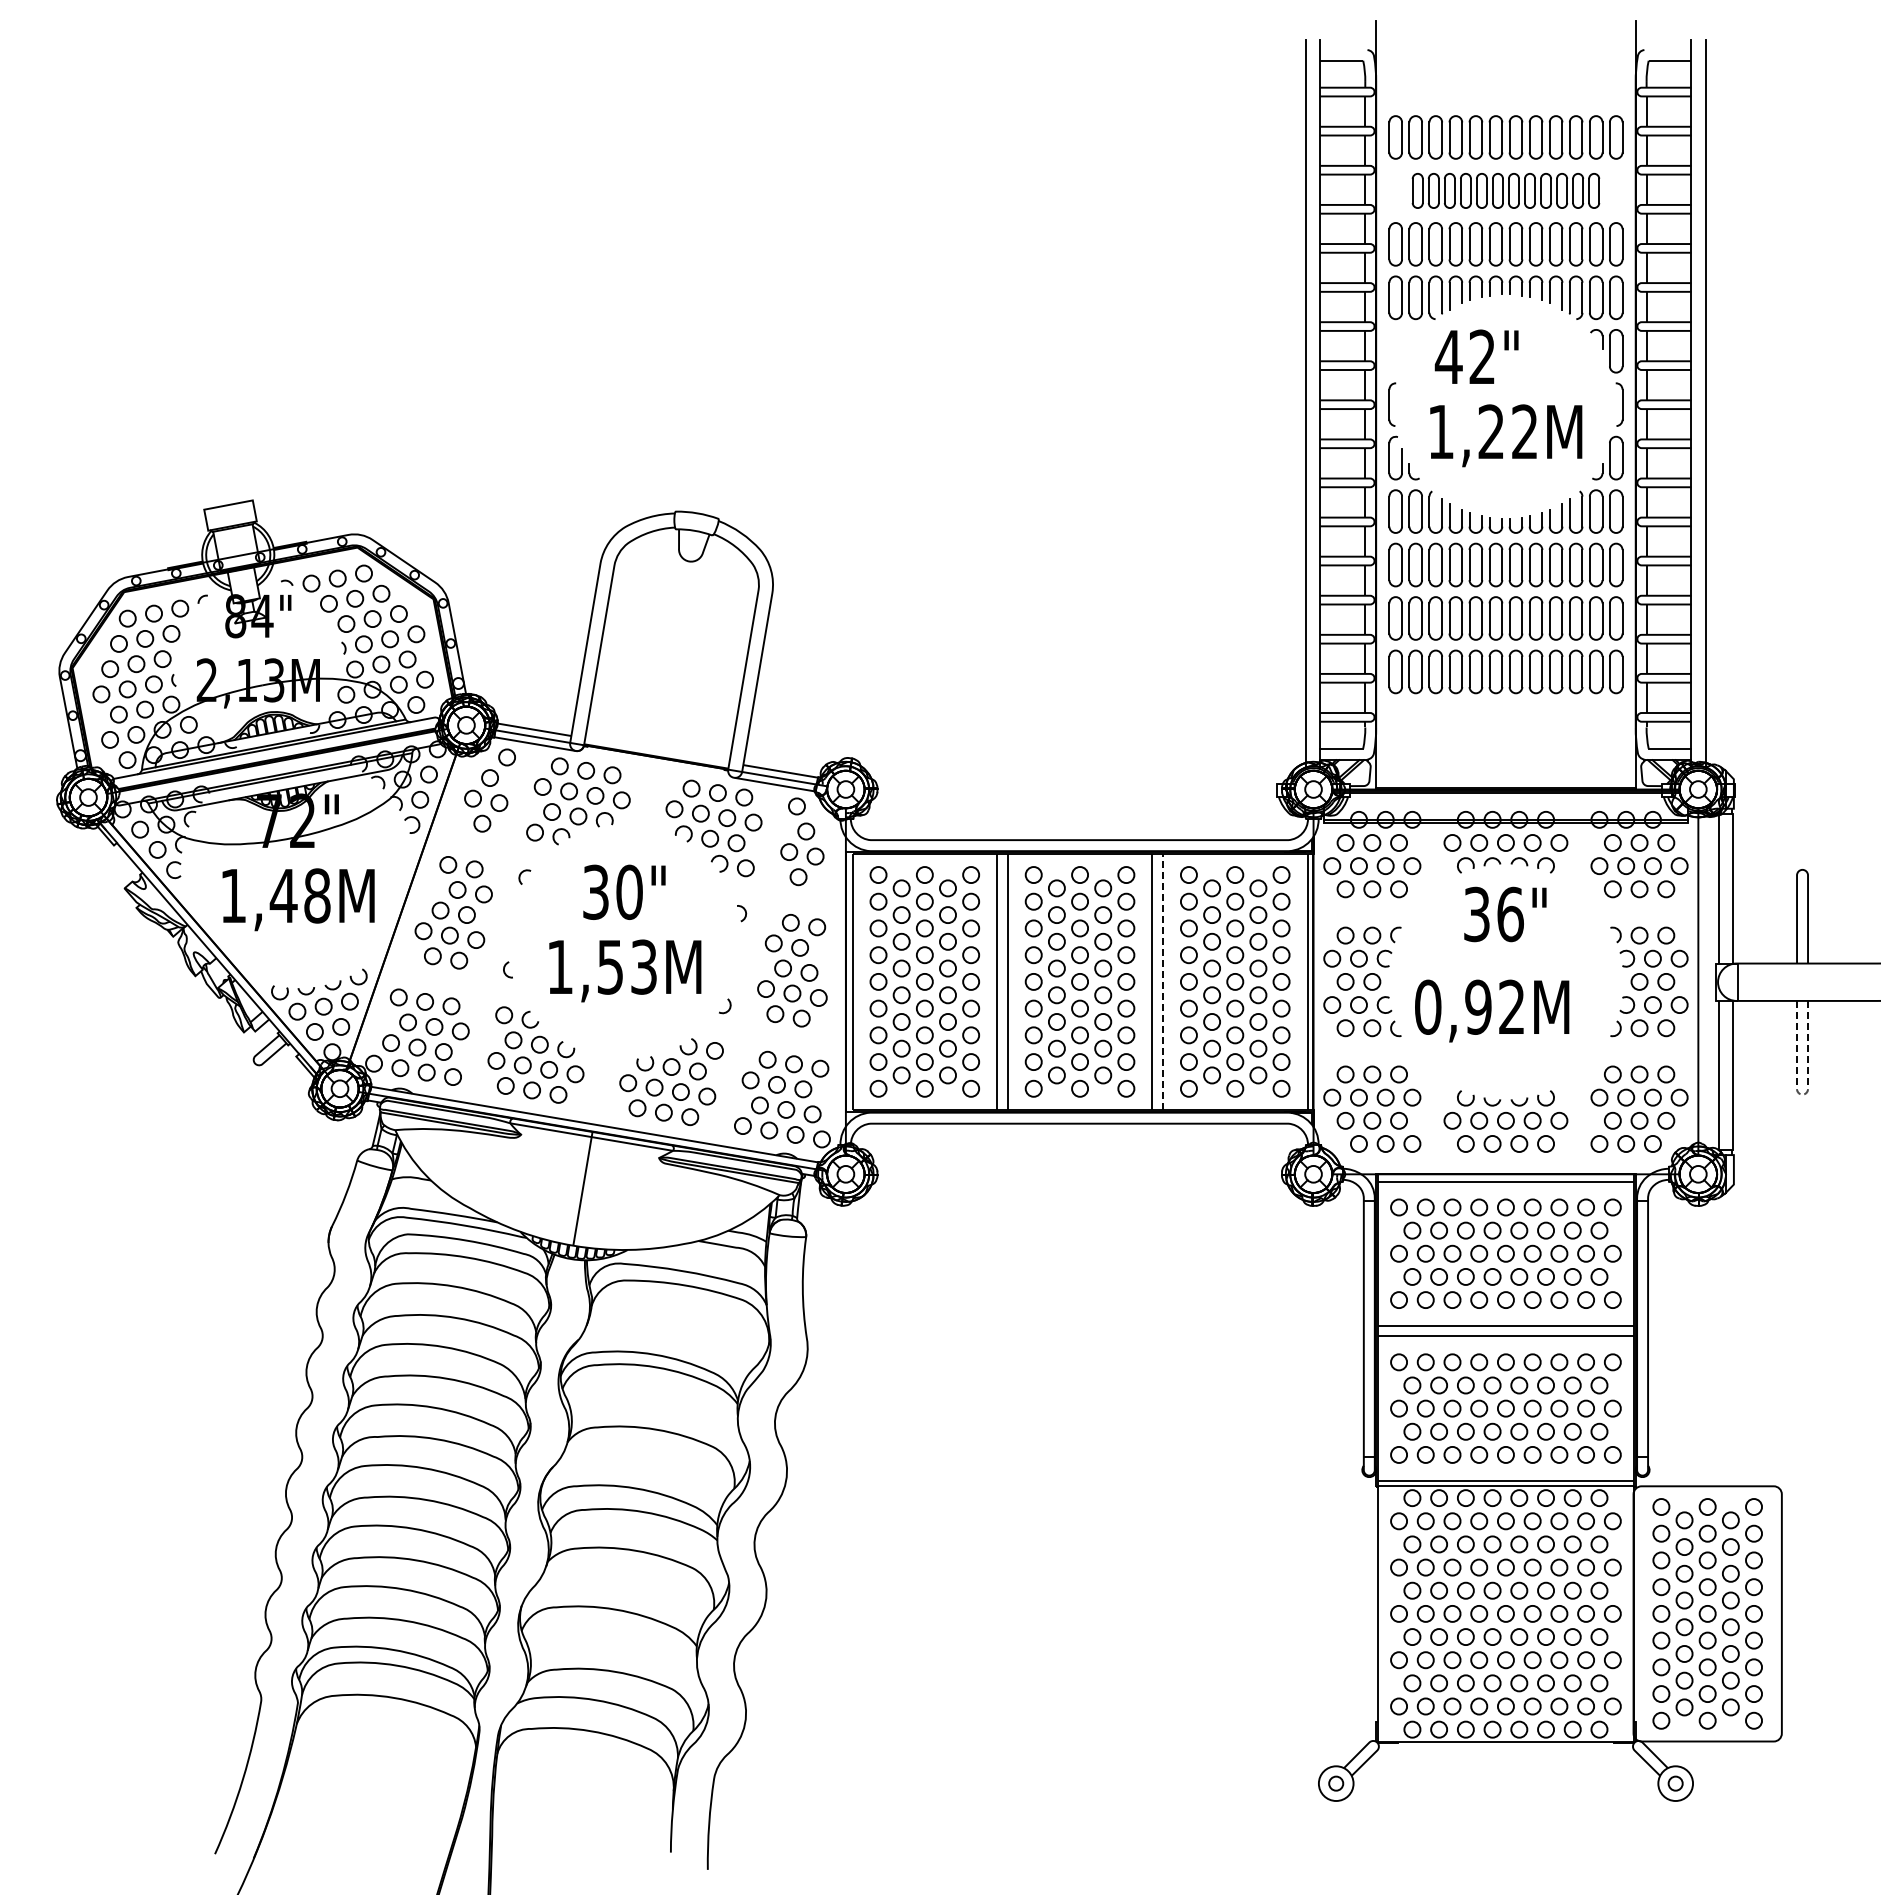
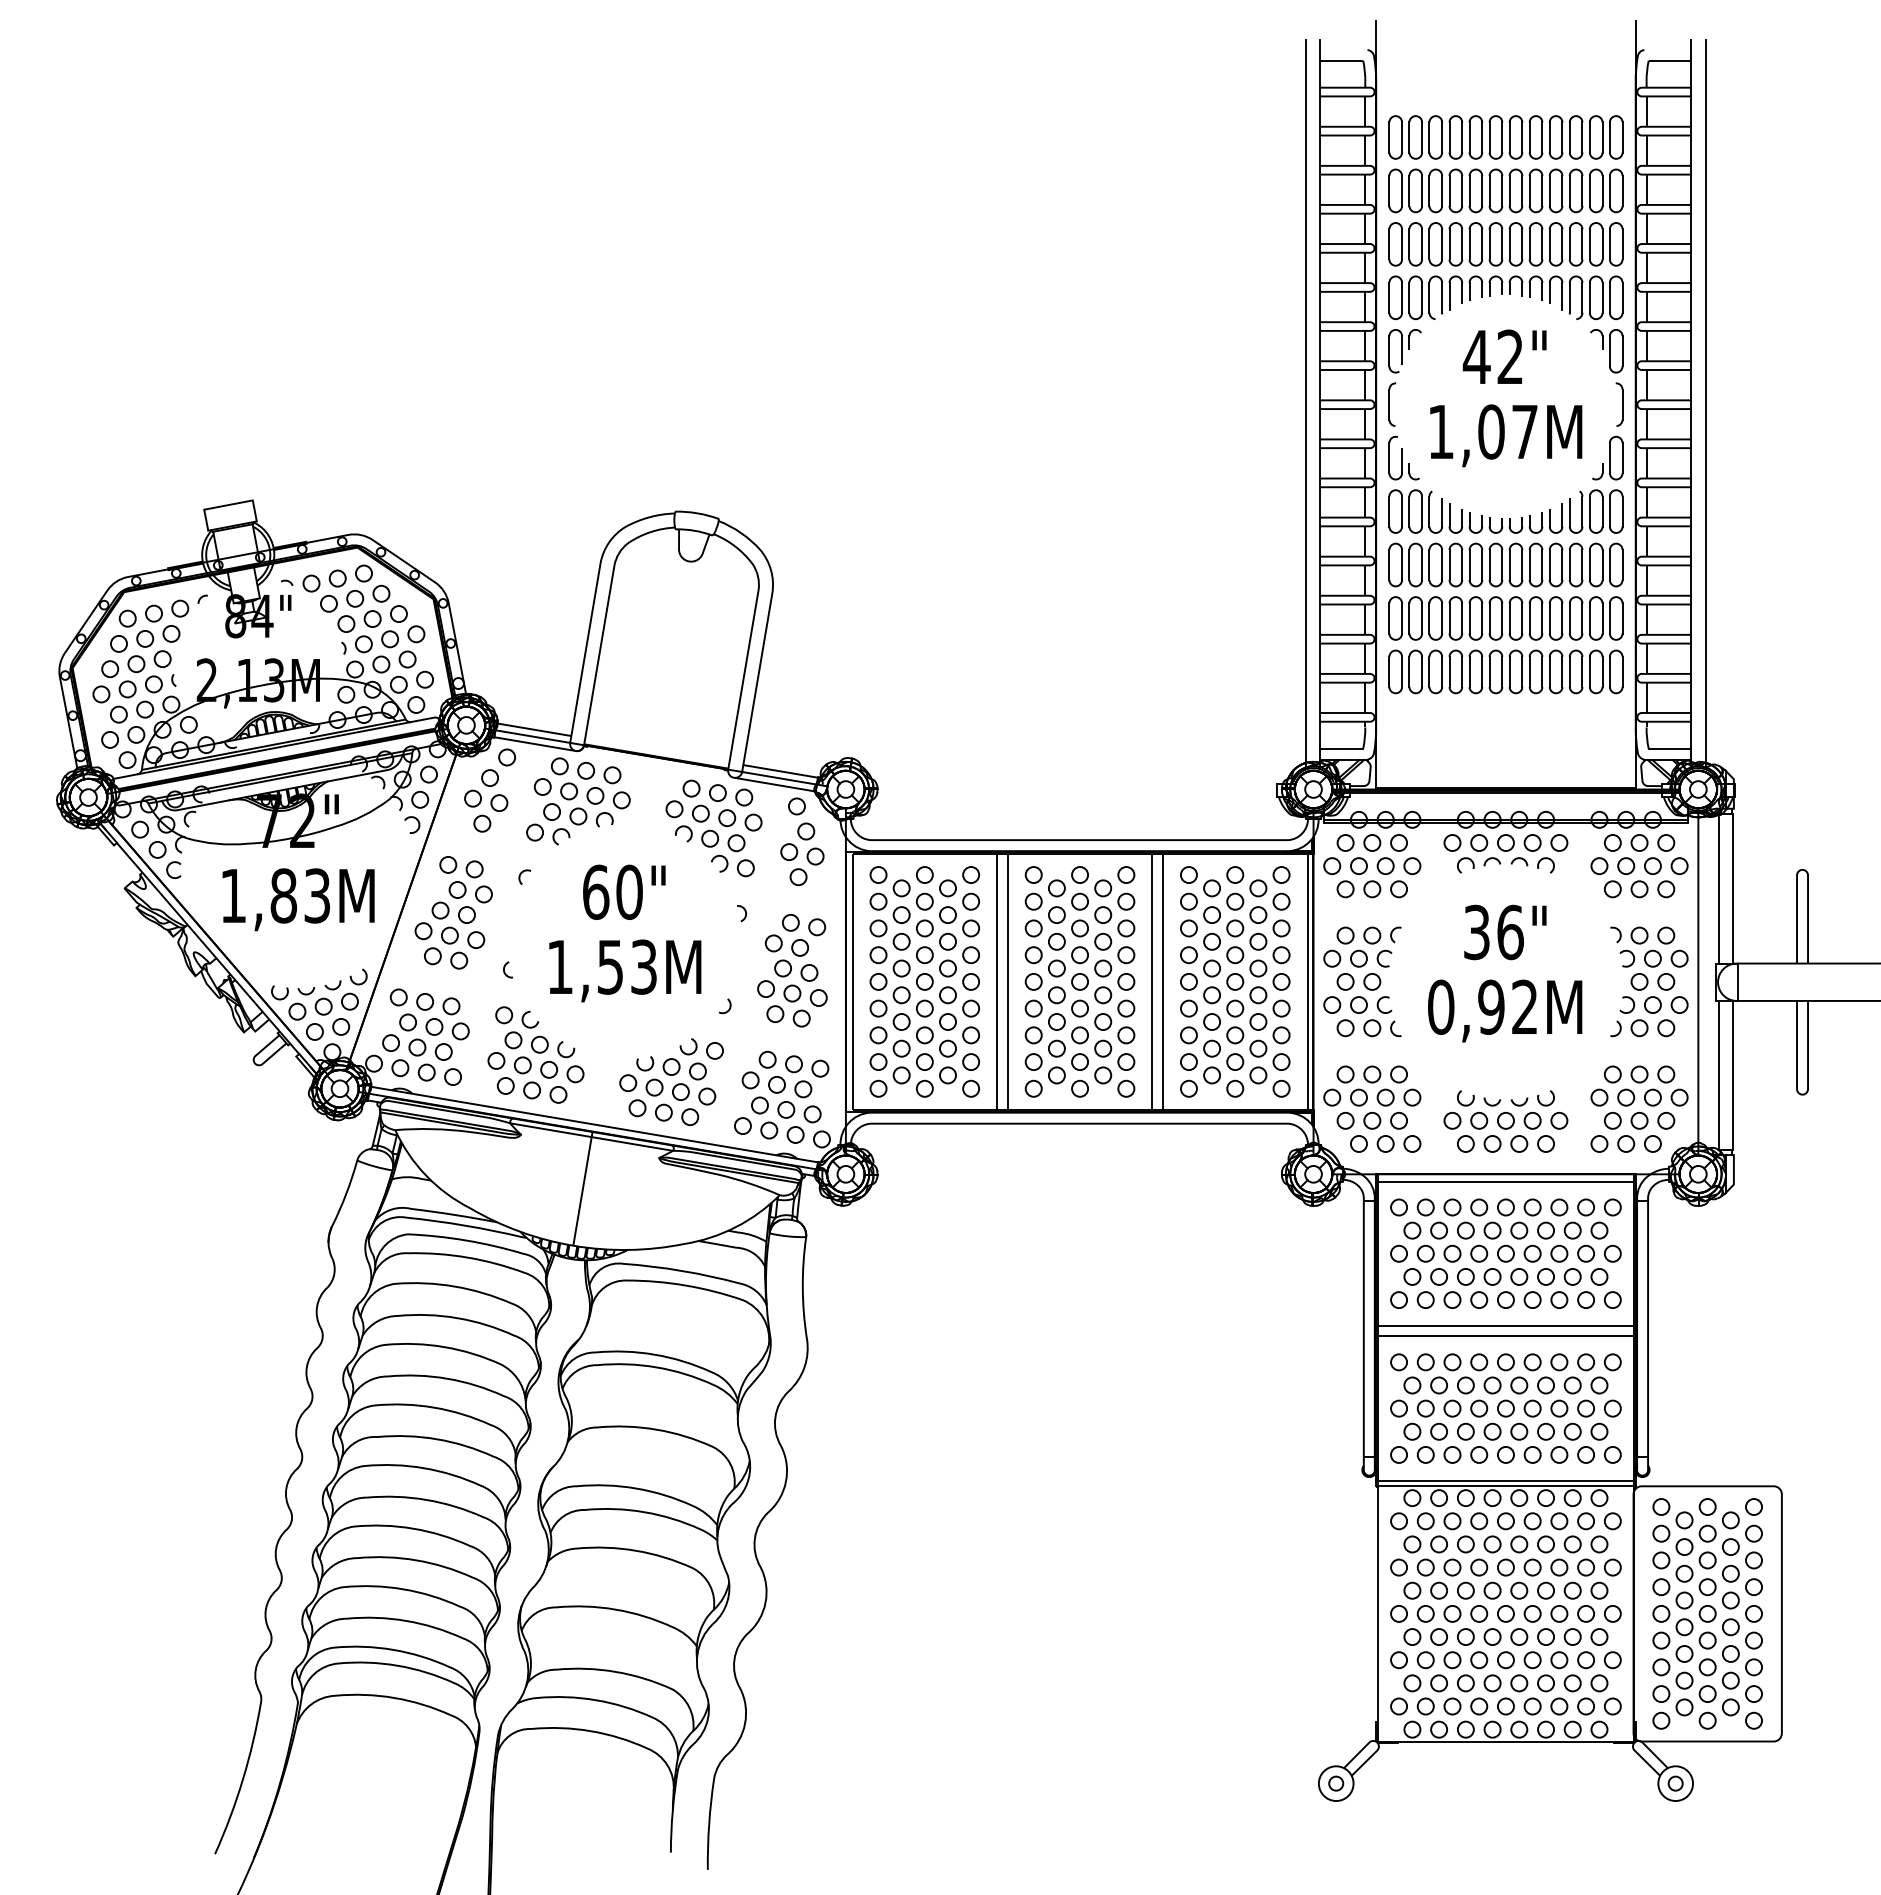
part size: 190x36 px -> 236x46 px (1505, 190)
part: none -> present (1404, 351)
text position: (1476, 356) -> (1504, 356) (1504, 356)
text: 1,22M -> 1,07M (1507, 431)
text: 30" -> 60" (596, 891)
text: 1,48M -> 1,83M (299, 895)
text position: (1505, 914) -> (1505, 932) (1505, 932)
line: dashed -> solid (1163, 981)
text position: (1492, 1010) -> (1505, 1010) (1505, 1010)
line: dashed -> solid (1802, 1094)
